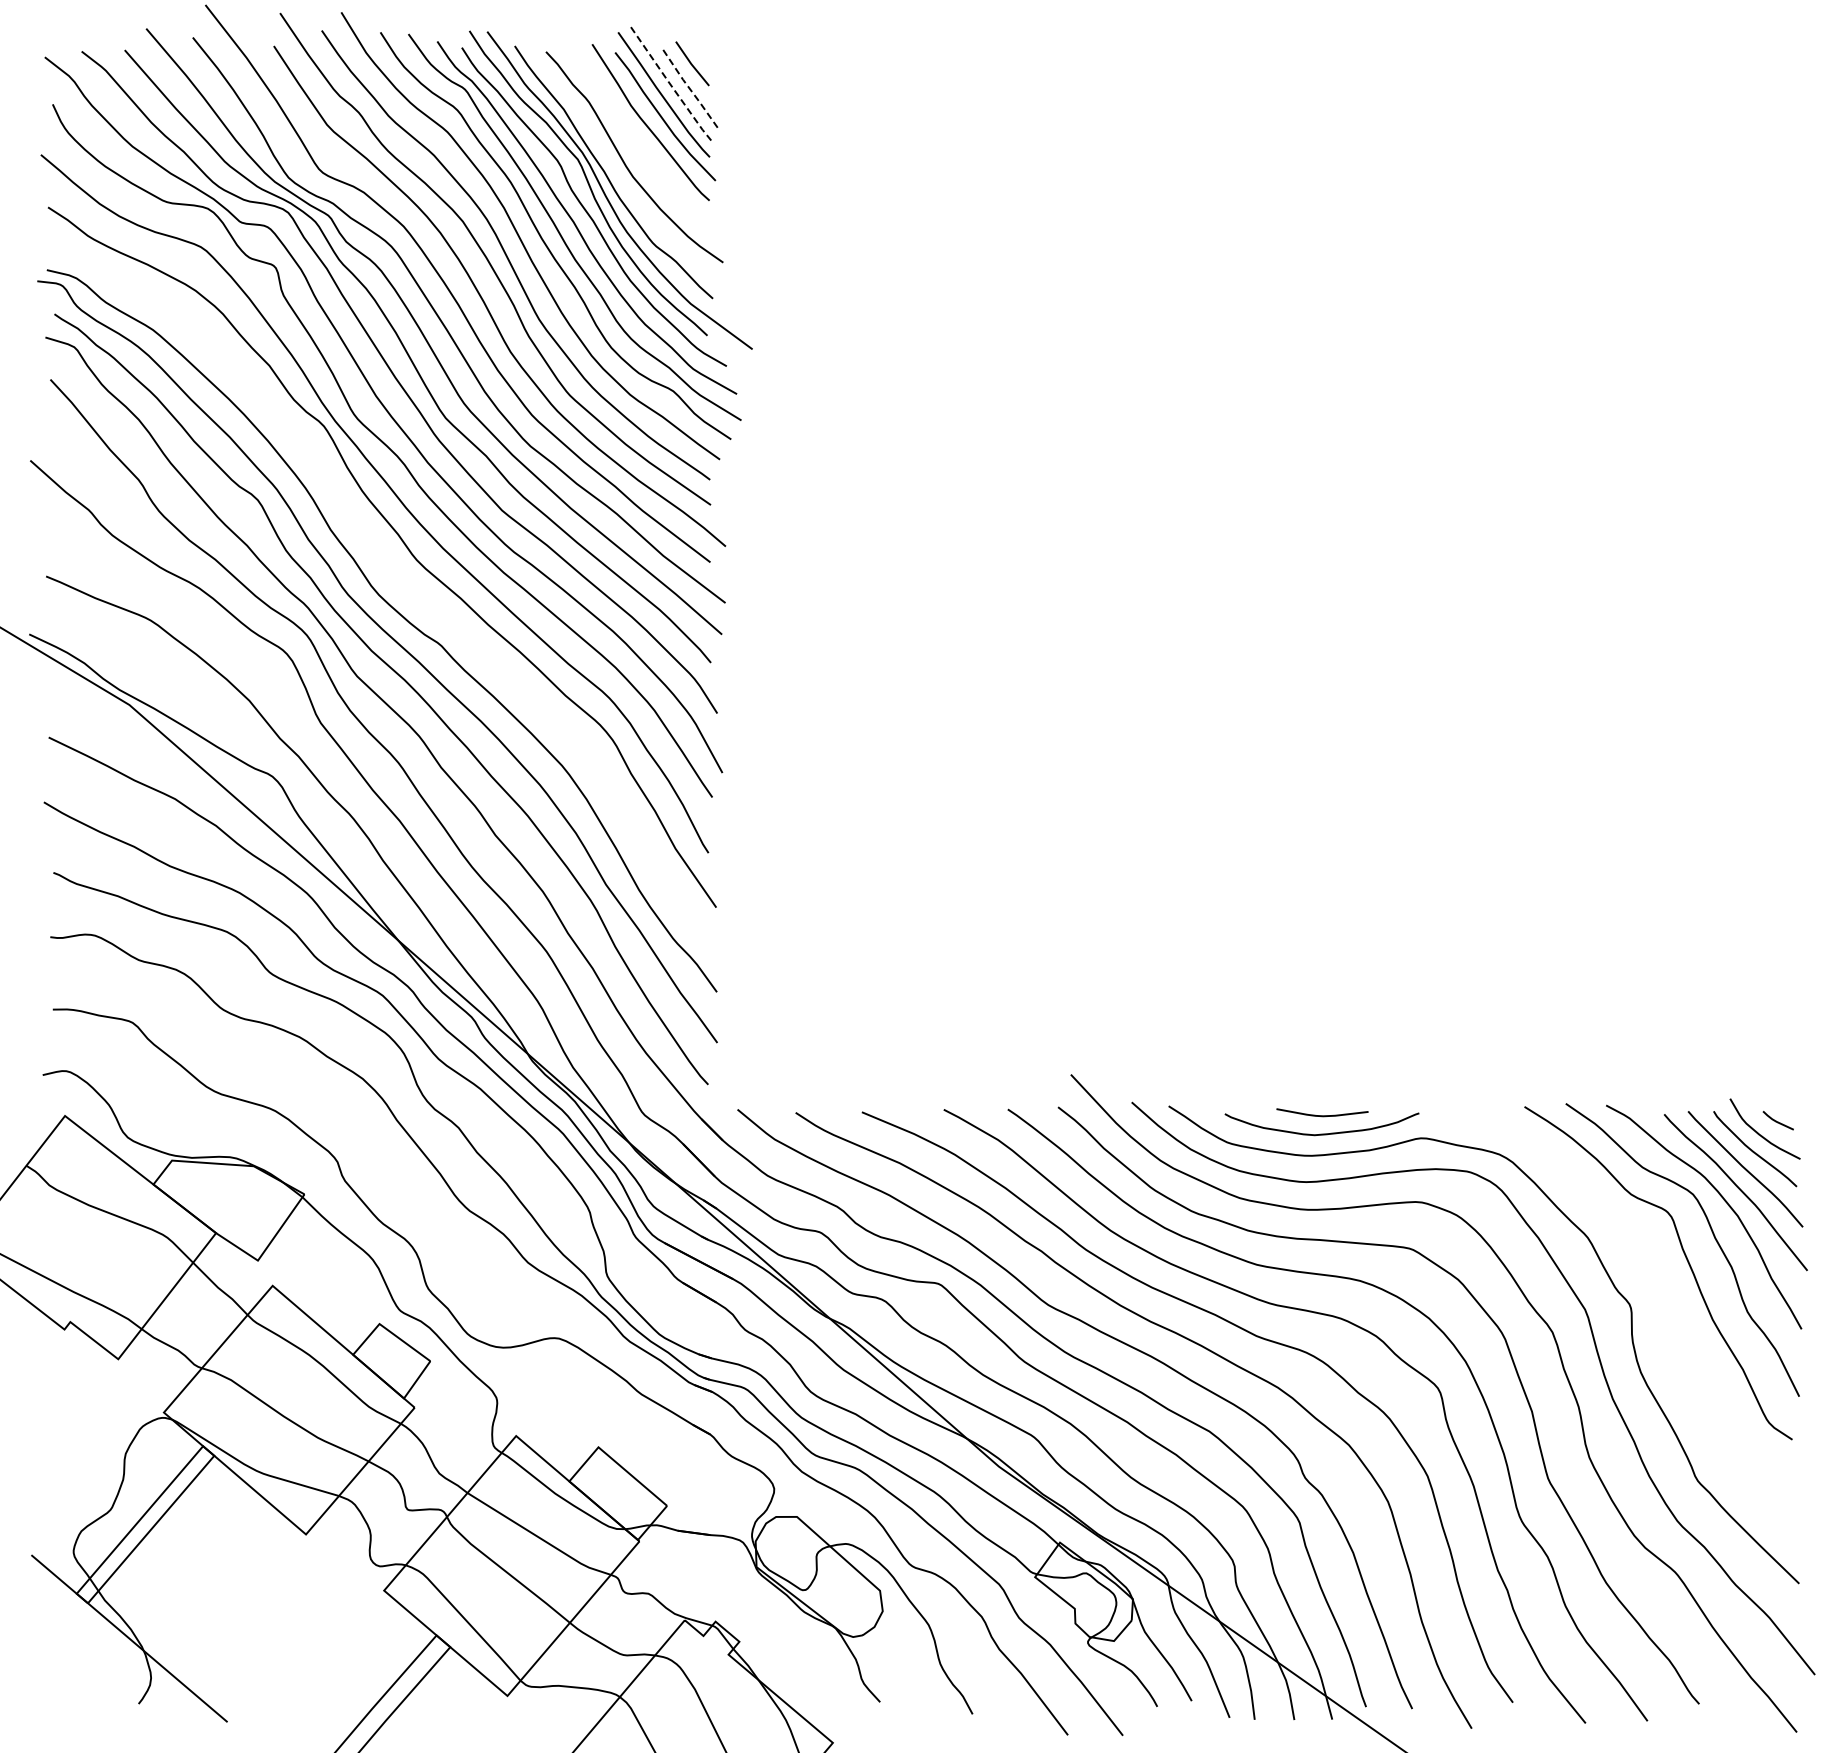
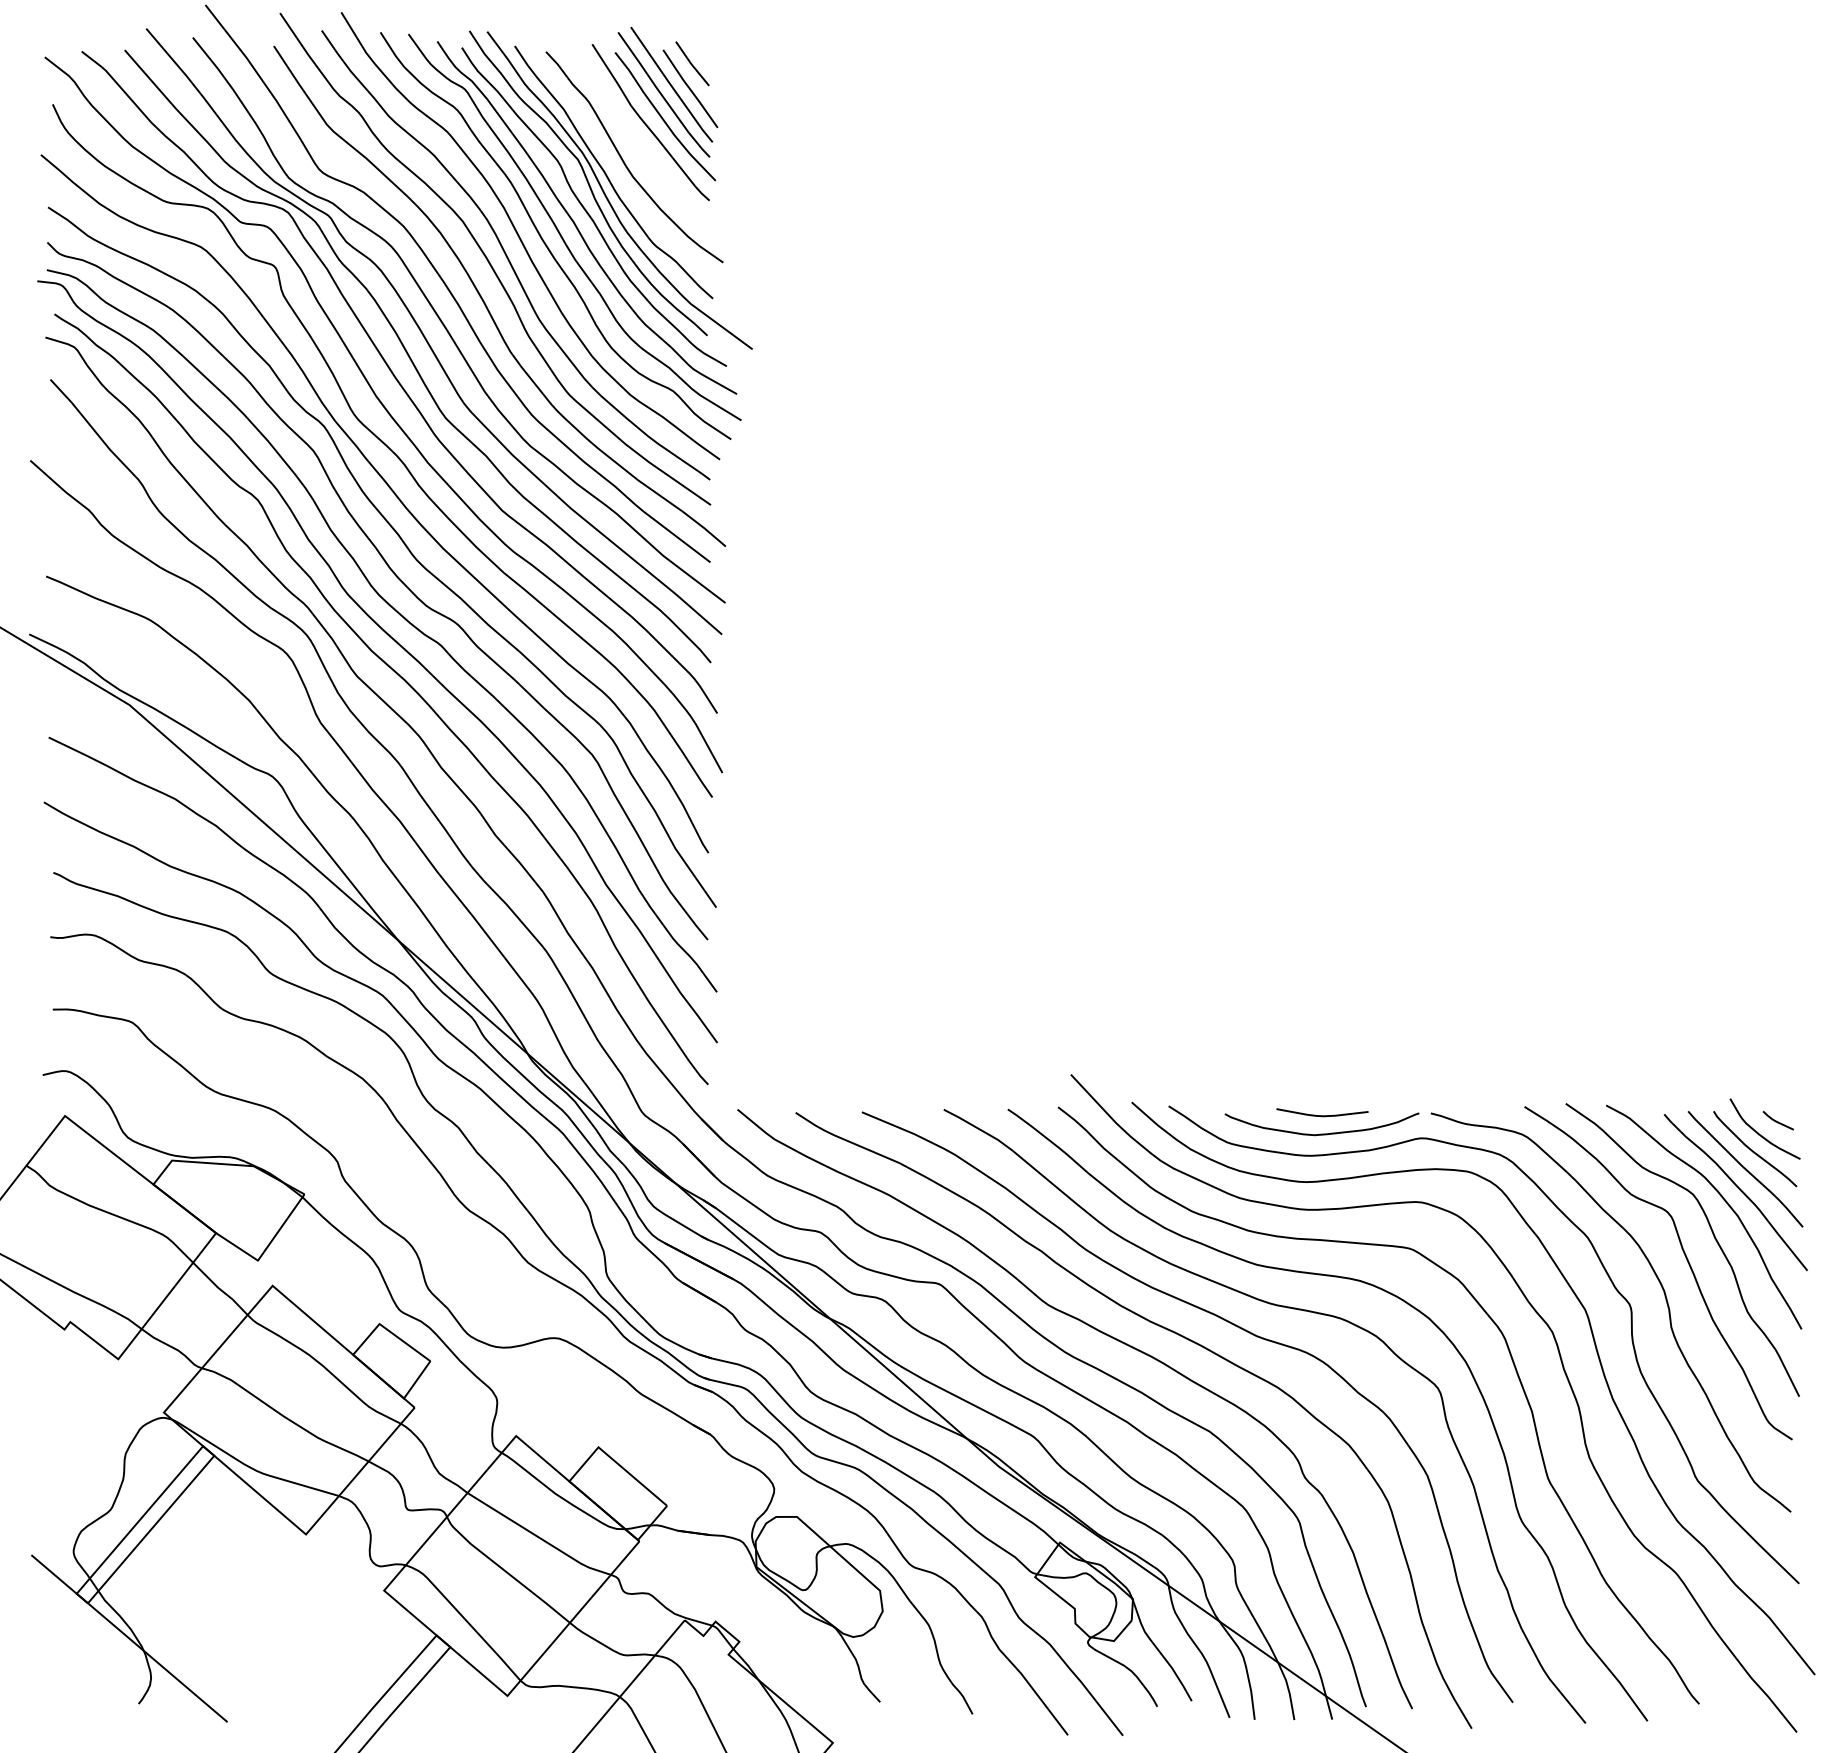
line: dashed -> solid (671, 85)
line: dashed -> solid (690, 89)
curve: none -> present (394, 575)
curve: none -> present (1665, 1300)
